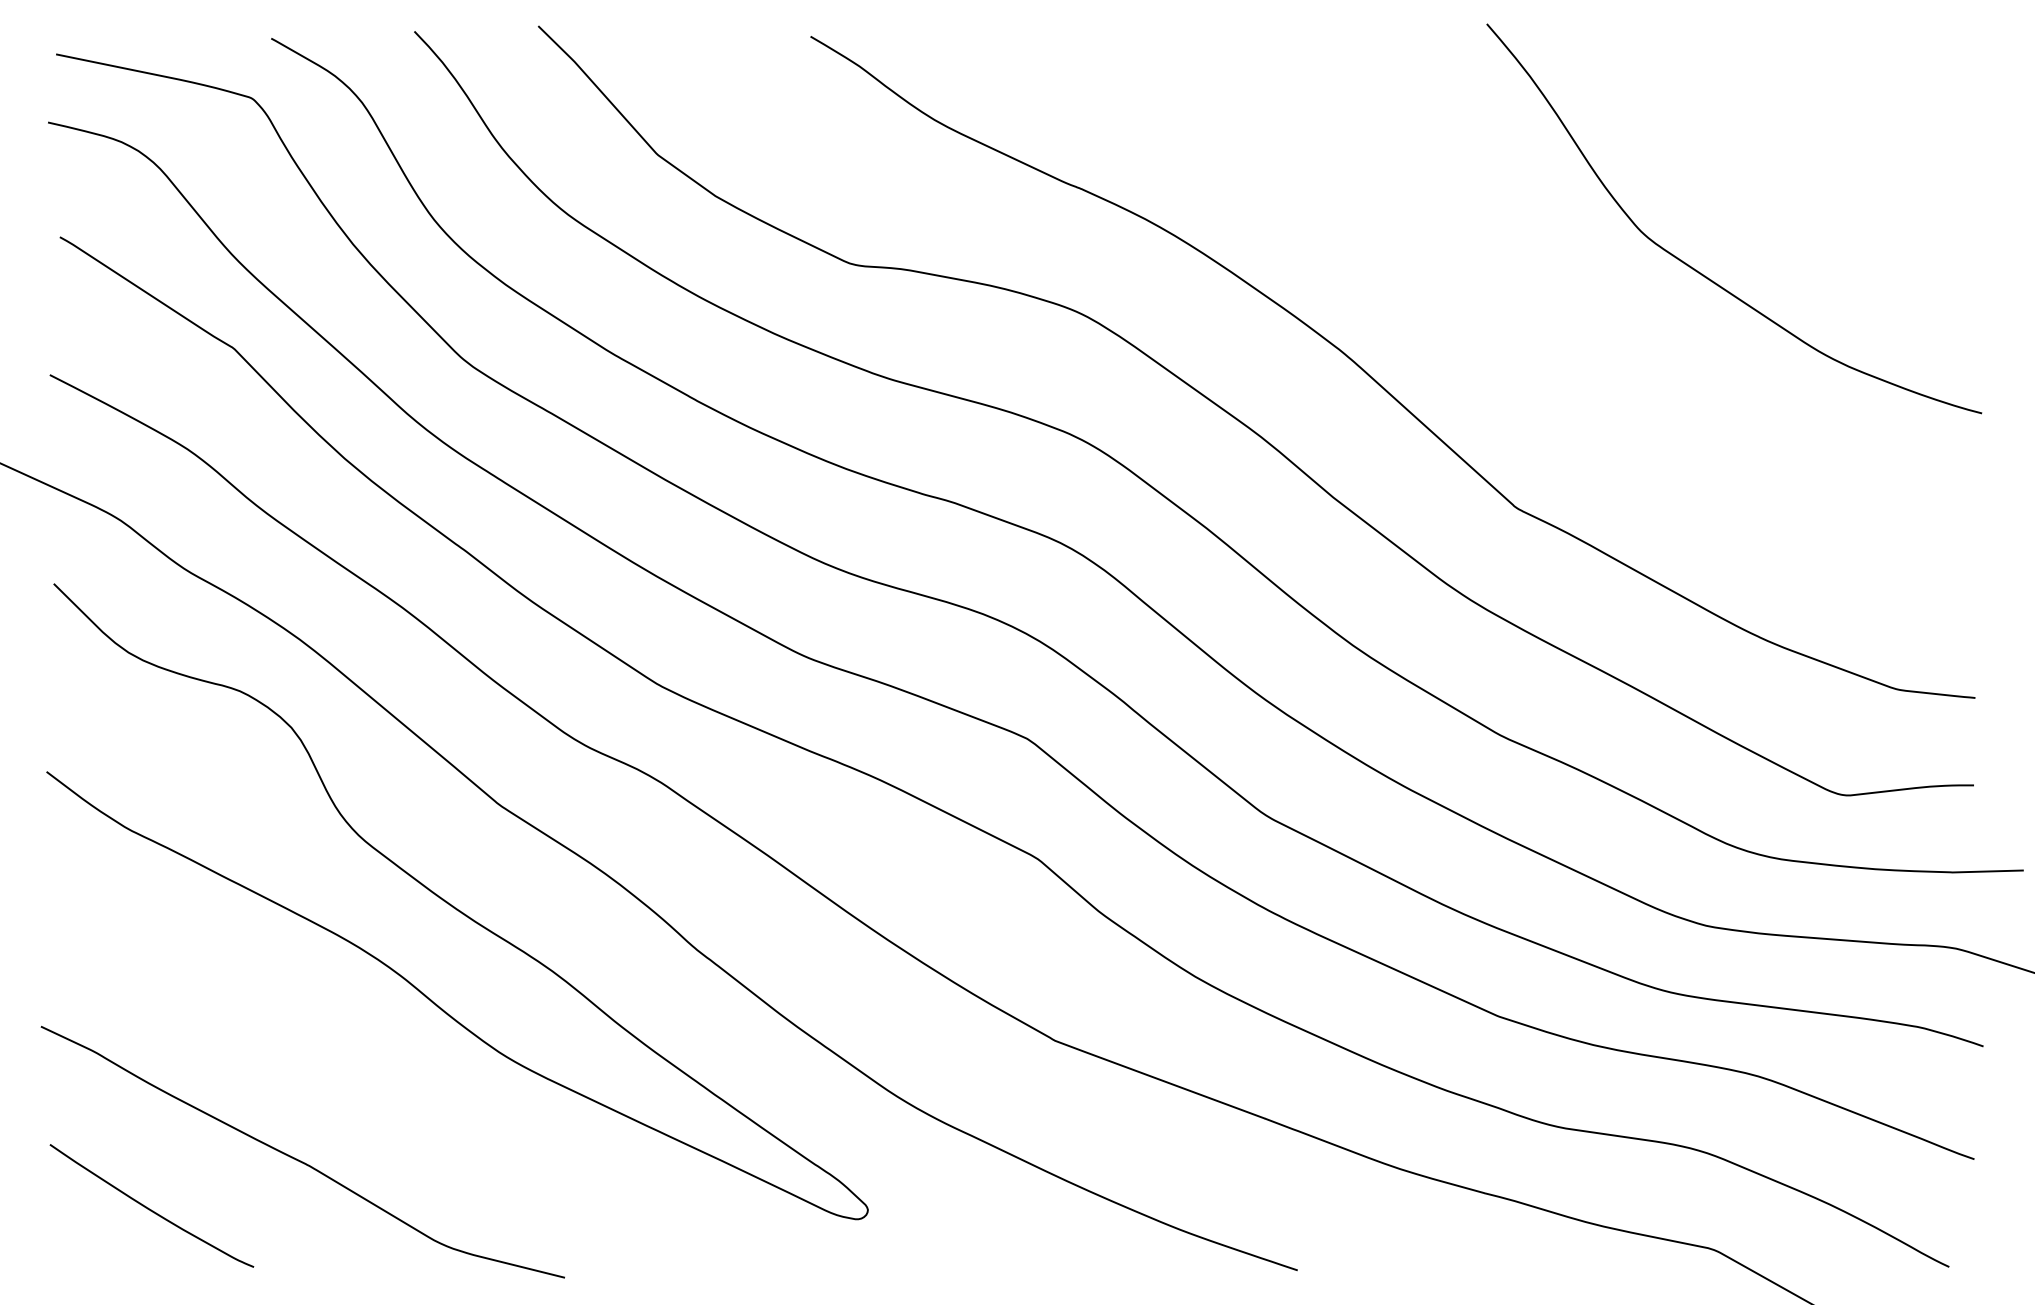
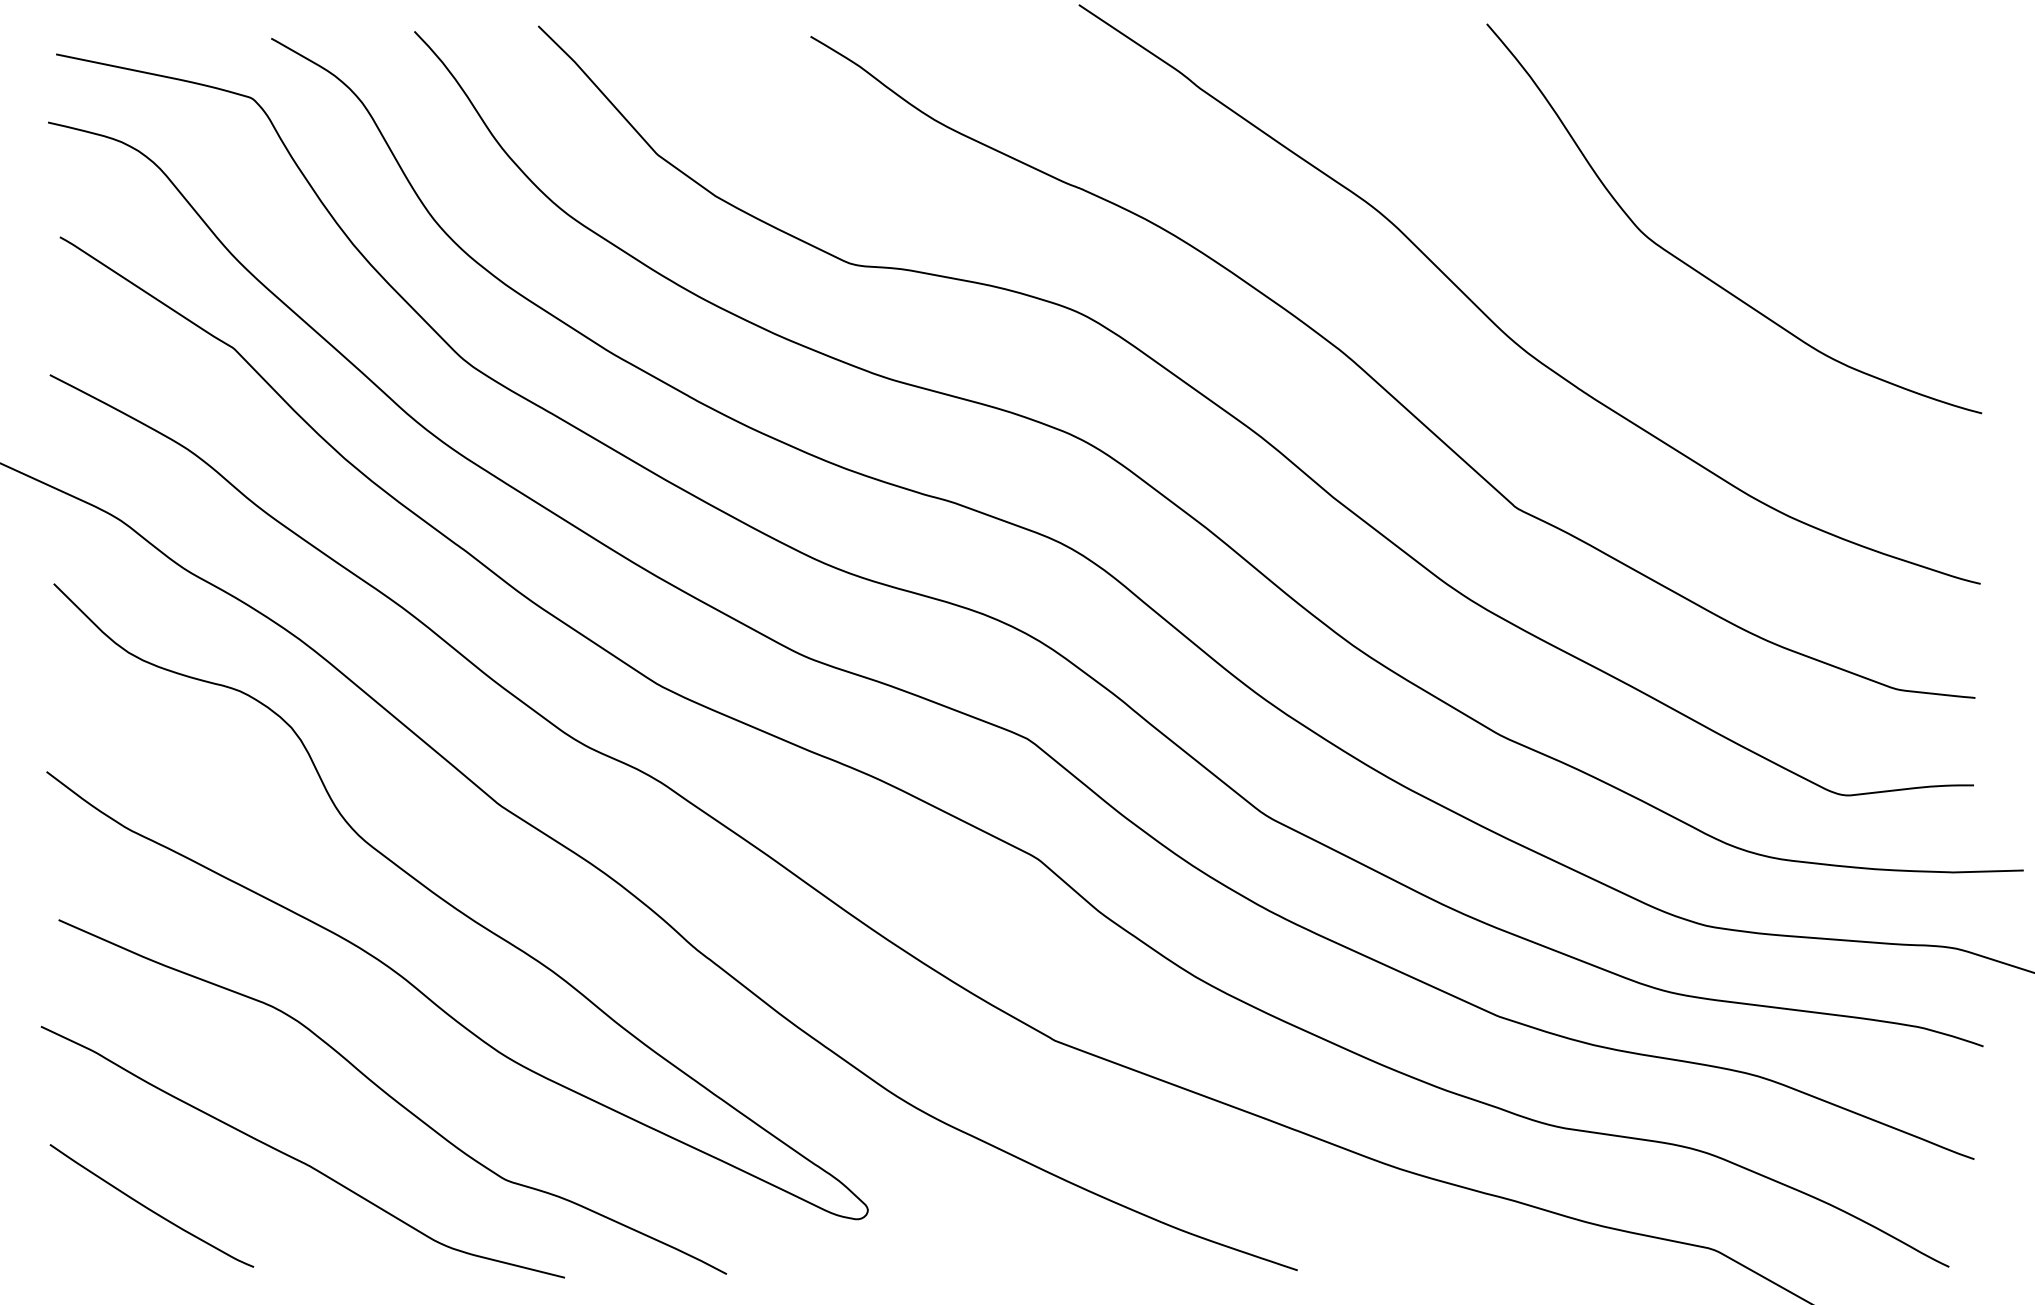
curve: none -> present (1497, 325)
curve: none -> present (391, 1096)
